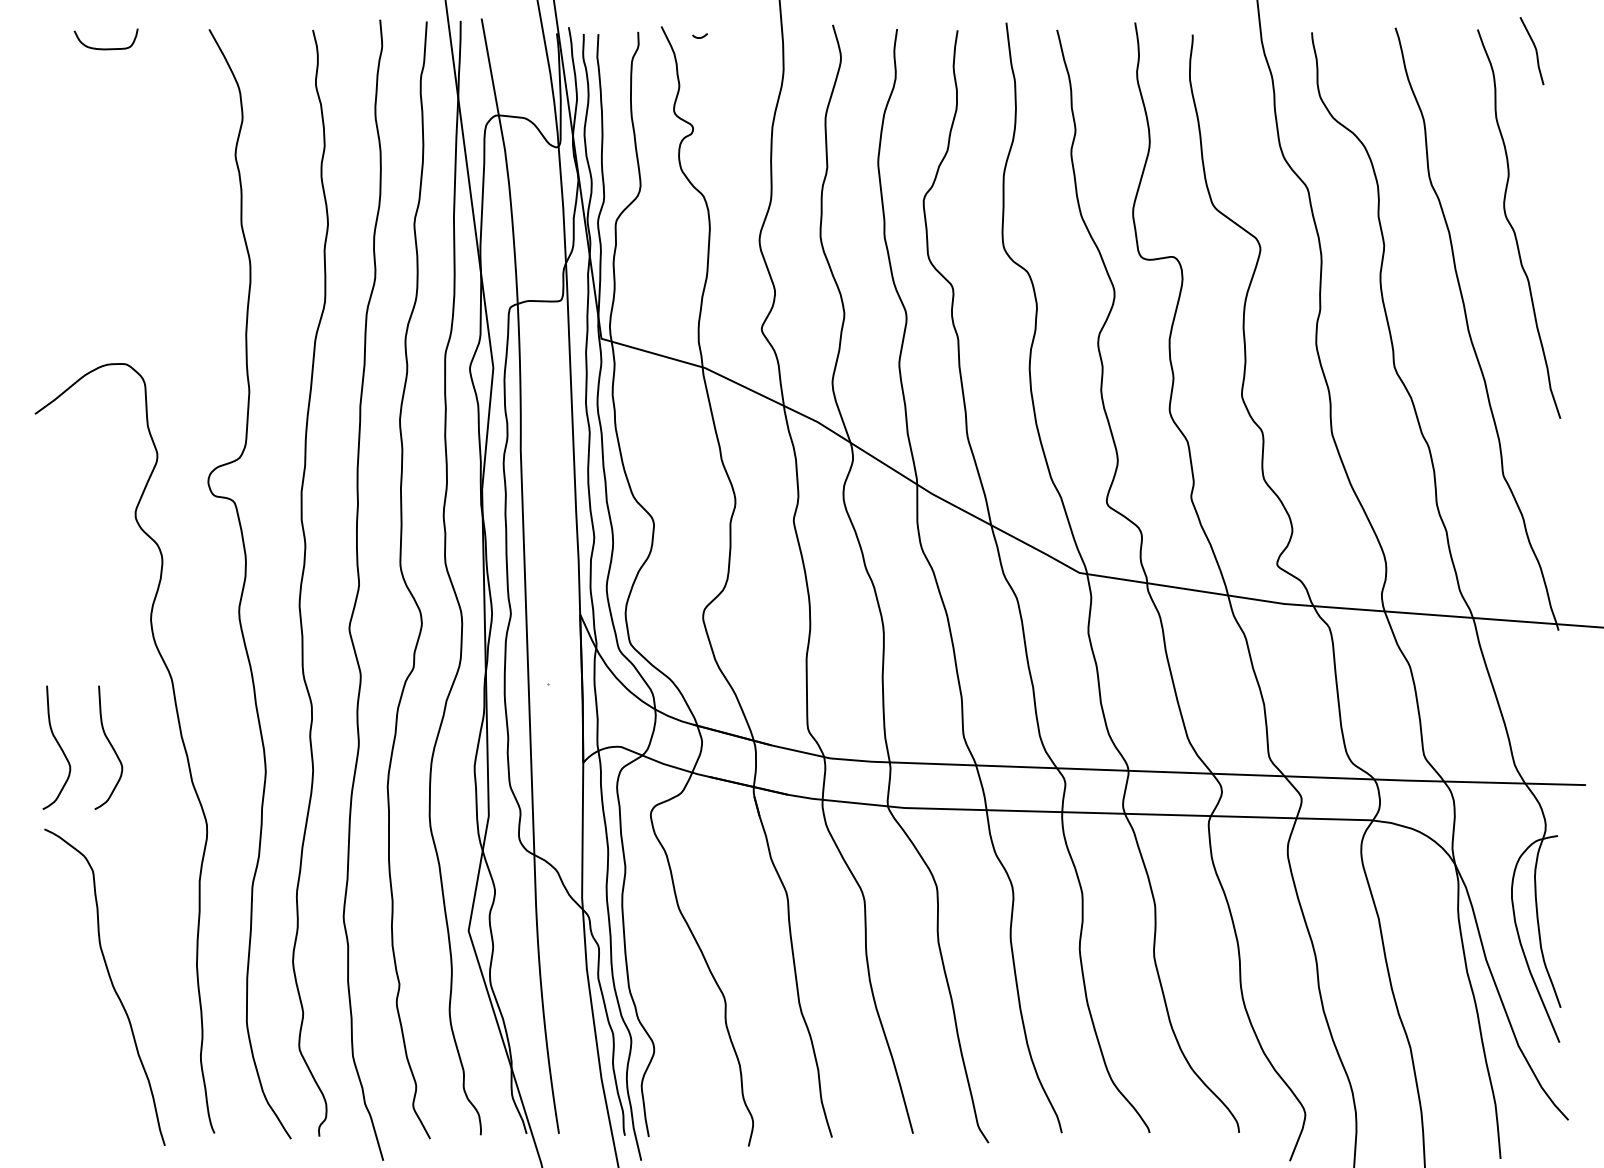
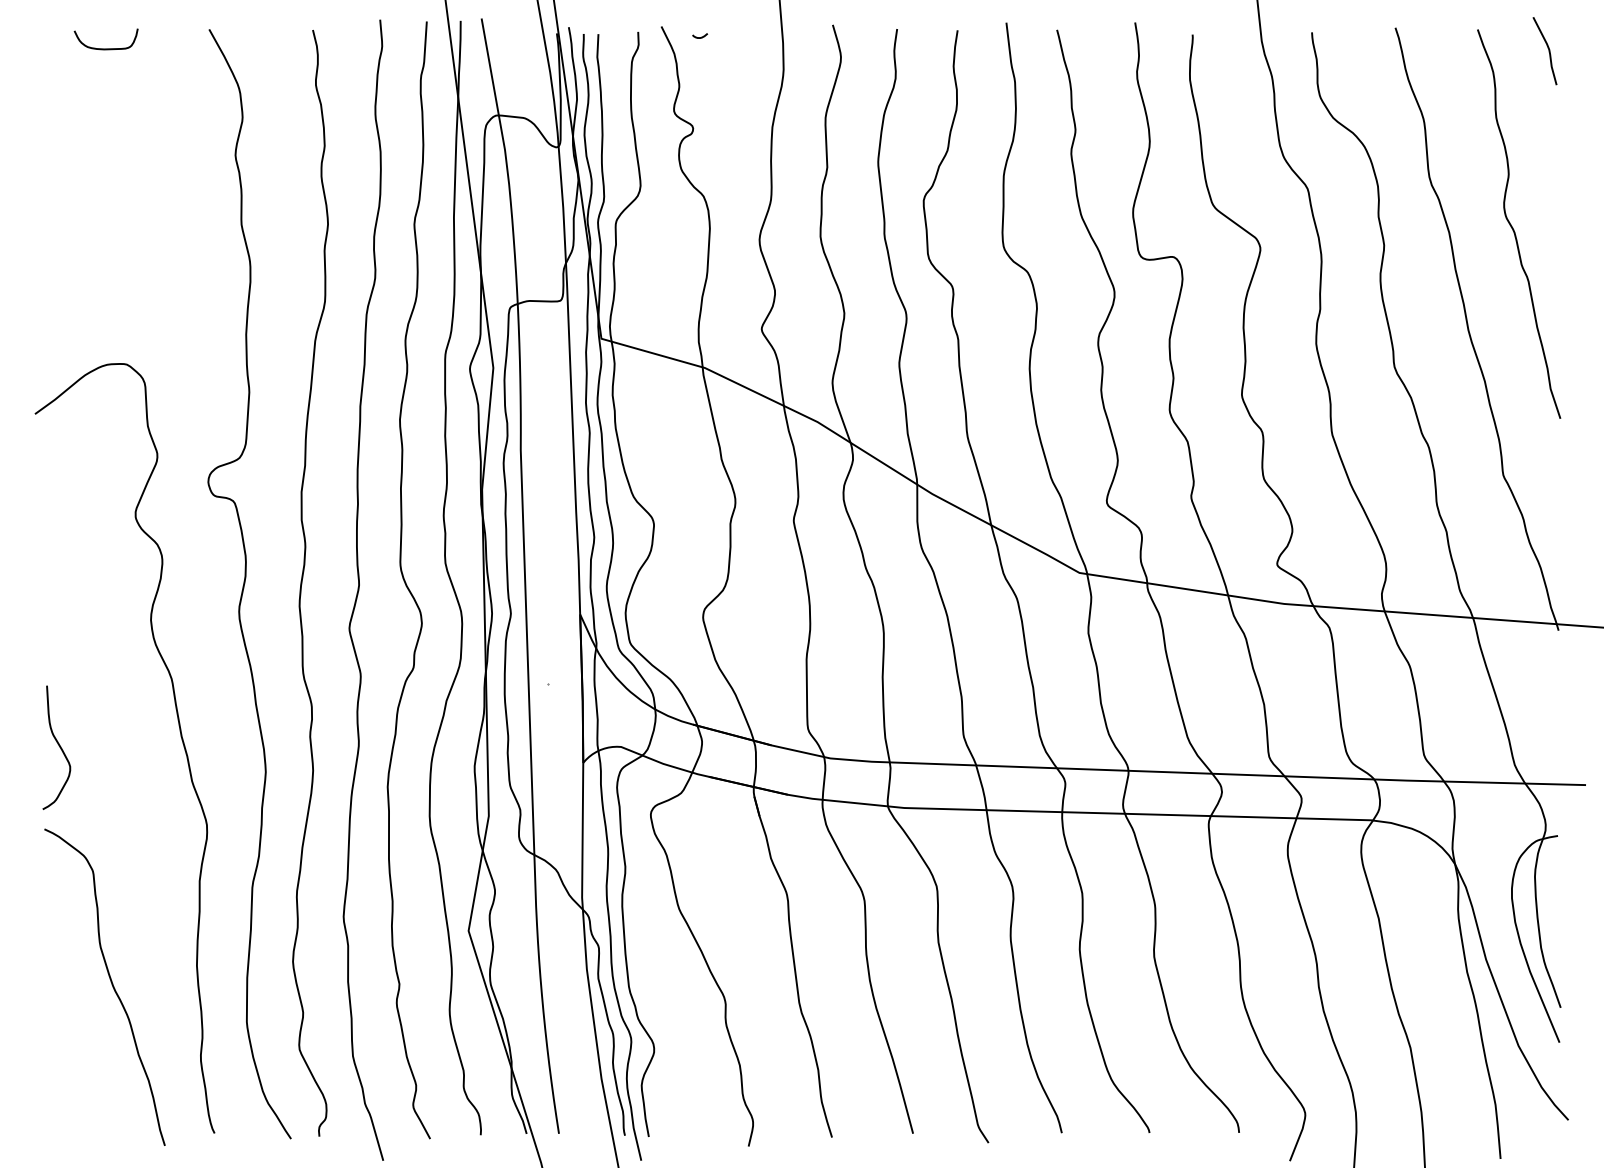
curve position: (1535, 51) -> (1548, 51) (1548, 51)
curve: present -> none (110, 745)
